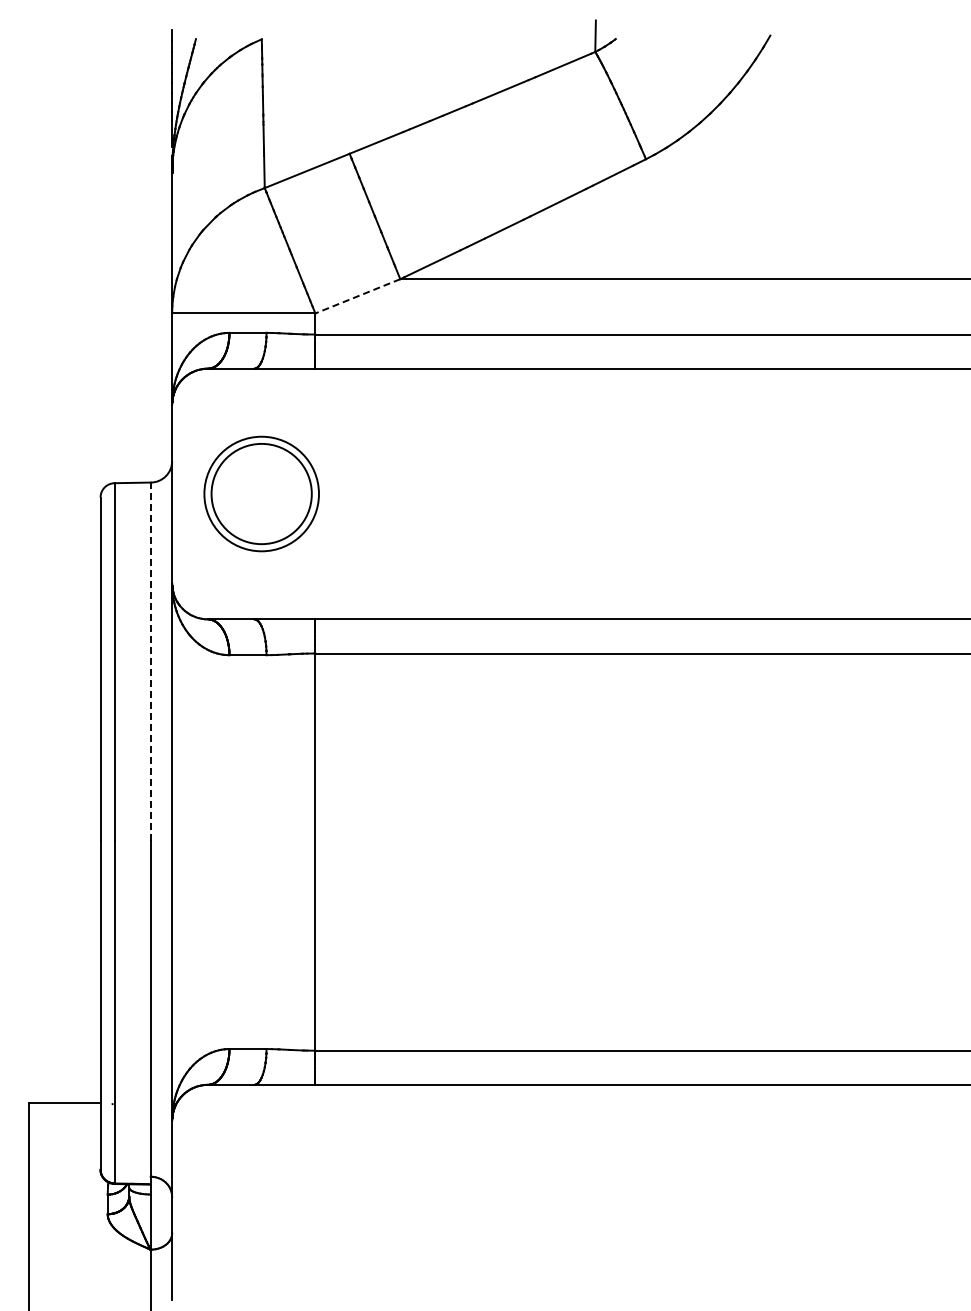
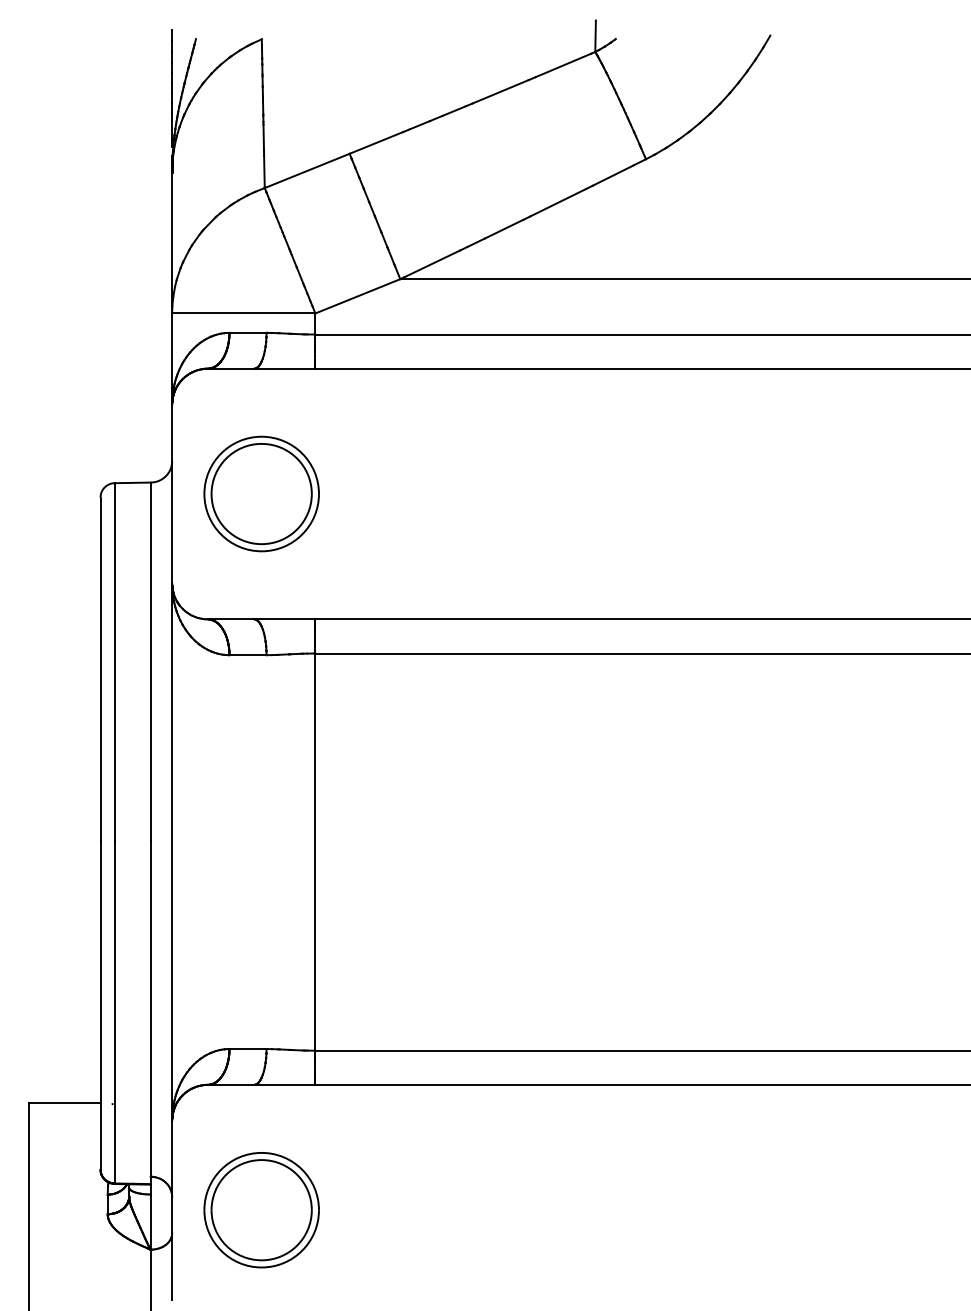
line: dashed -> solid (357, 296)
line: dashed -> solid (150, 661)
part: none -> present (261, 1210)
